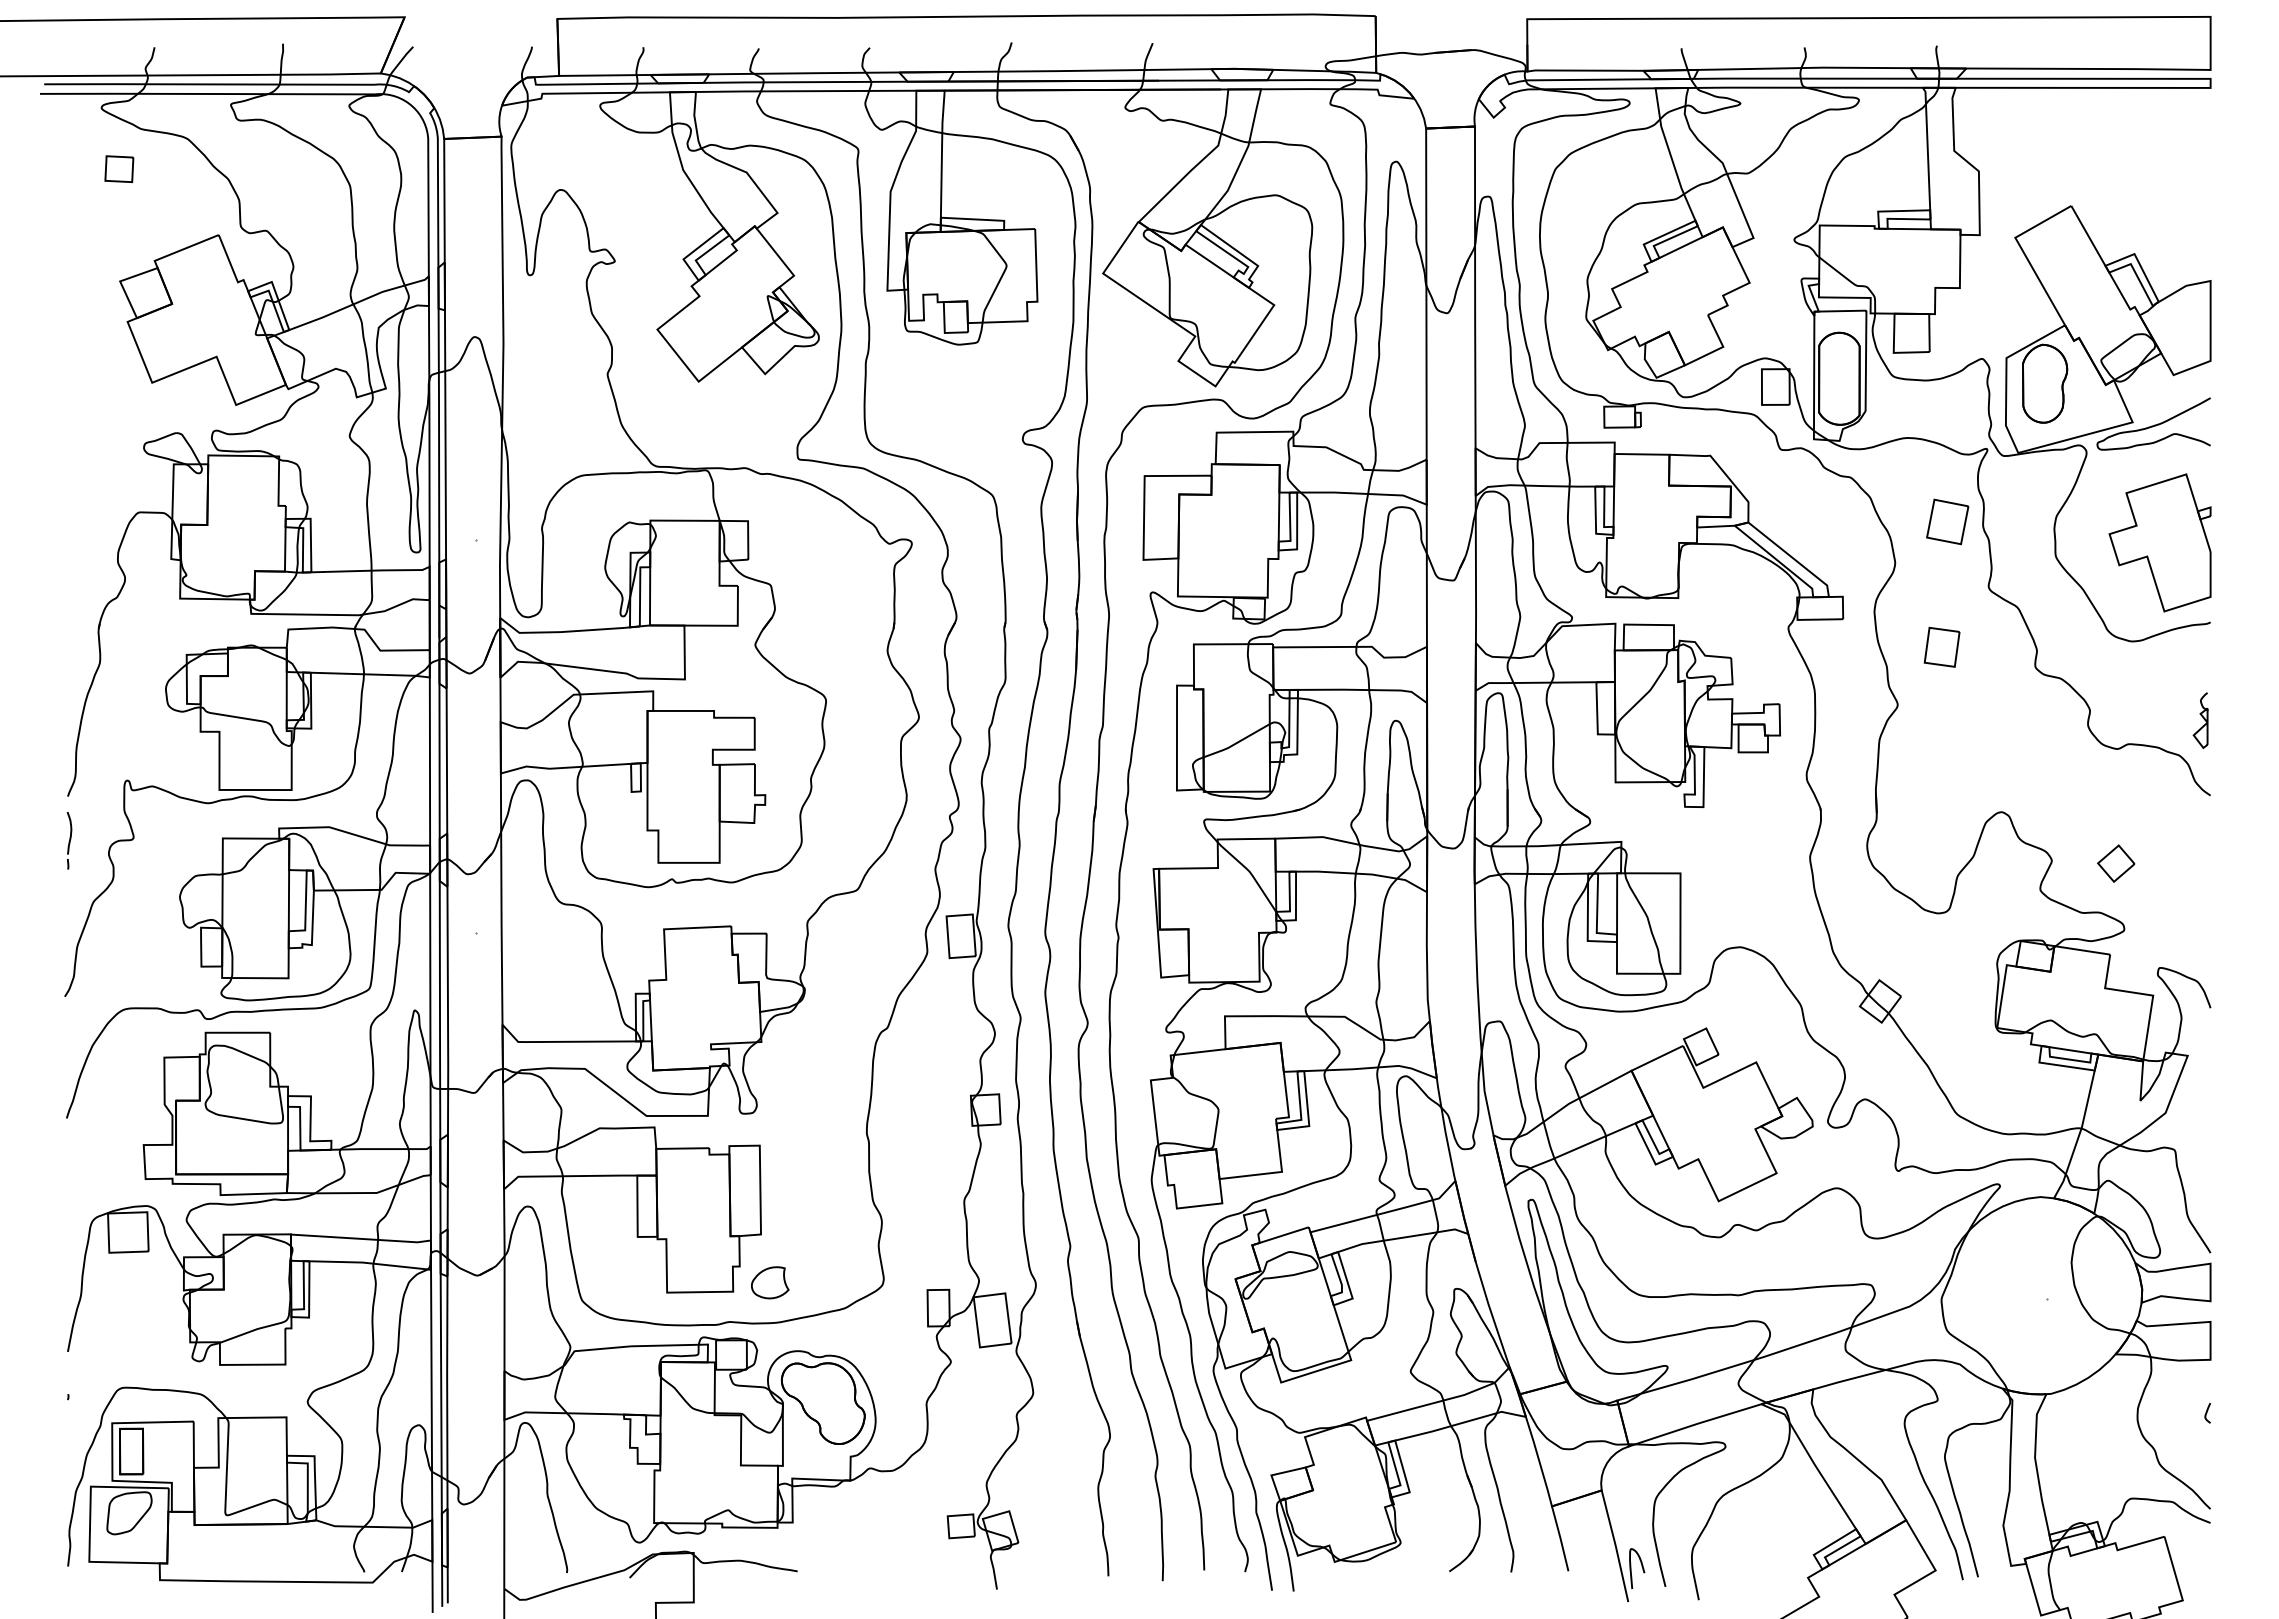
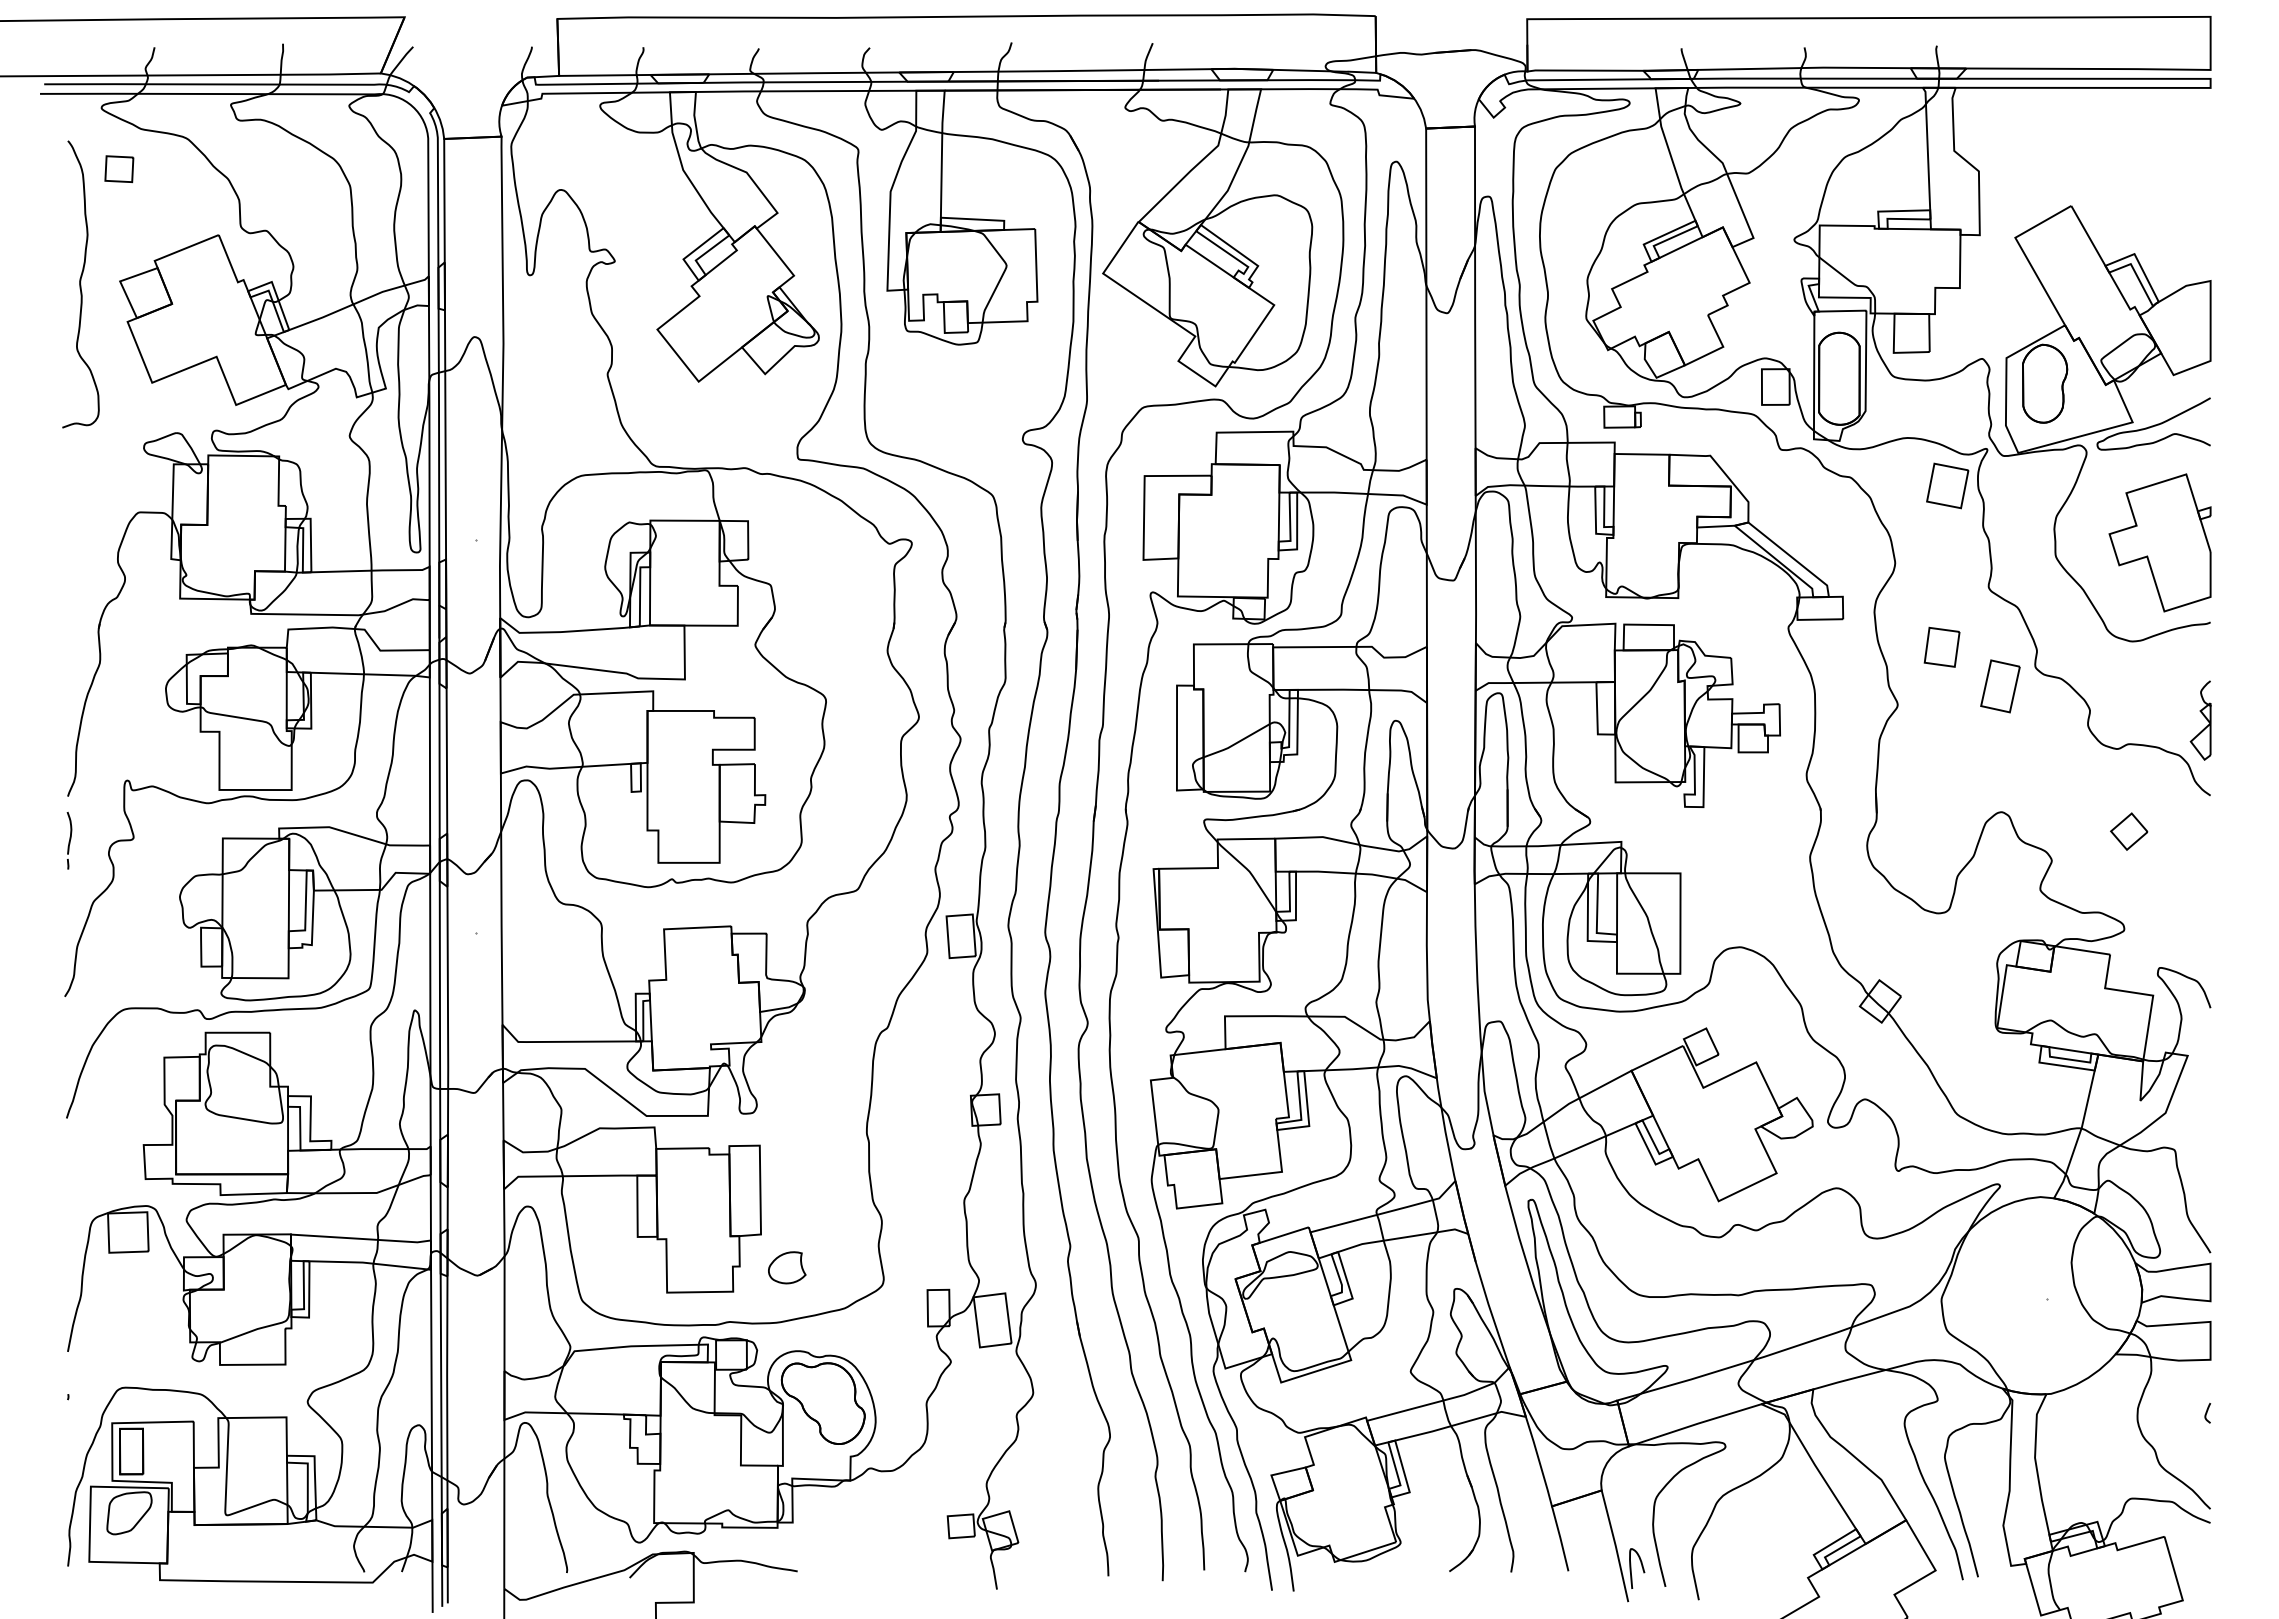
curve: none -> present (80, 284)
part position: (1947, 521) -> (1947, 485) (1947, 485)
part: none -> present (2000, 686)
part size: 17x57 px -> 23x81 px (2200, 720)
part position: (2116, 863) -> (2129, 831) (2129, 831)
part position: (770, 1282) -> (787, 1267) (787, 1267)
